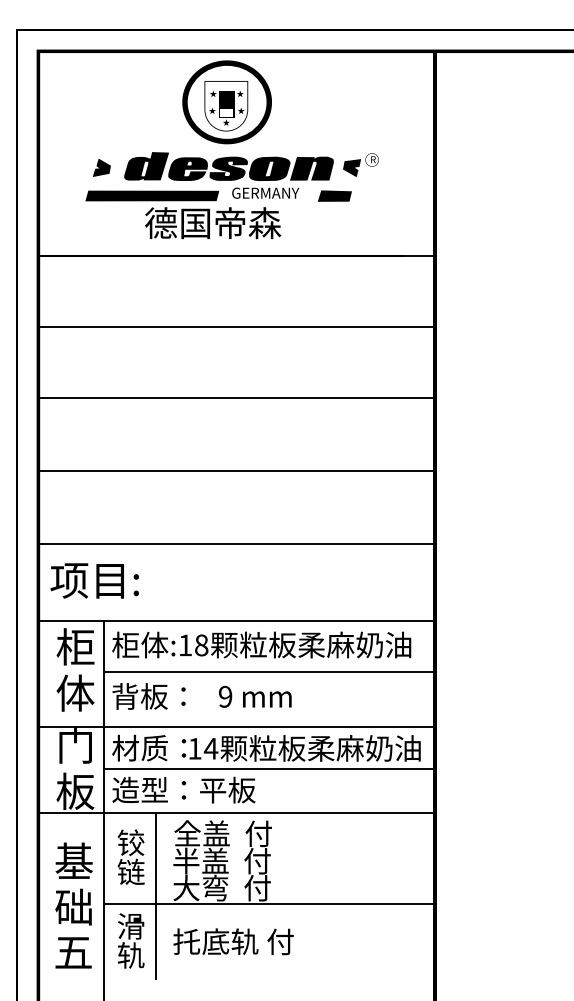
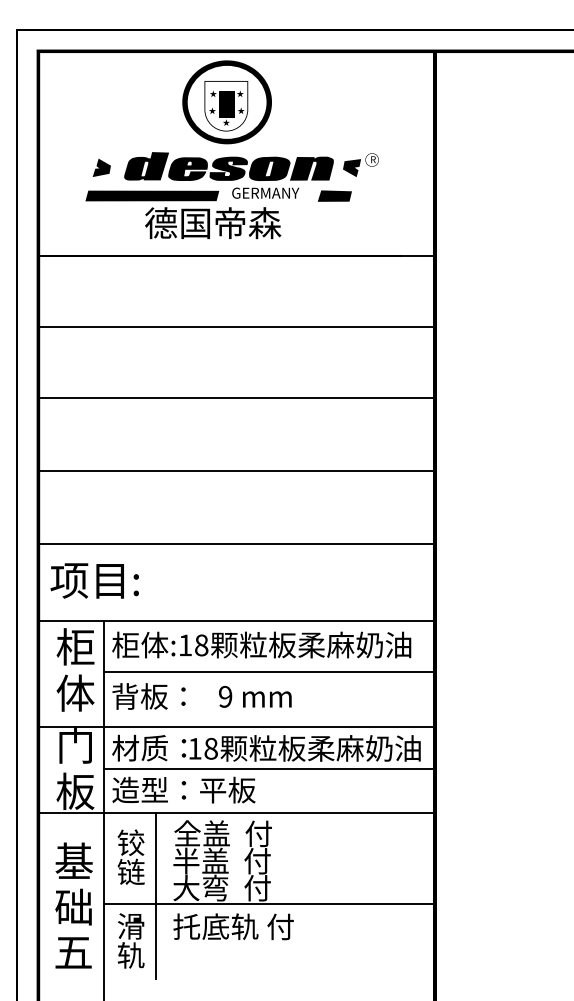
fill: none -> present (226, 112)
text: 14 -> 18 (210, 748)
text position: (233, 941) -> (233, 926) (233, 926)
